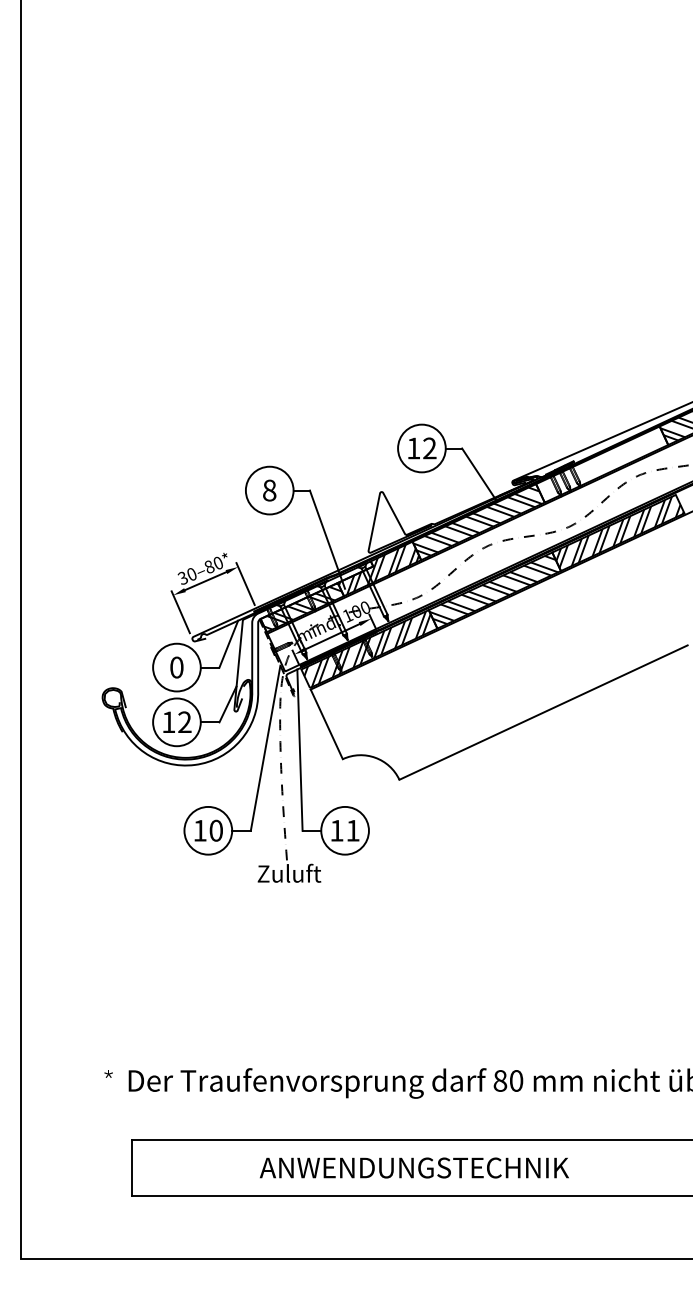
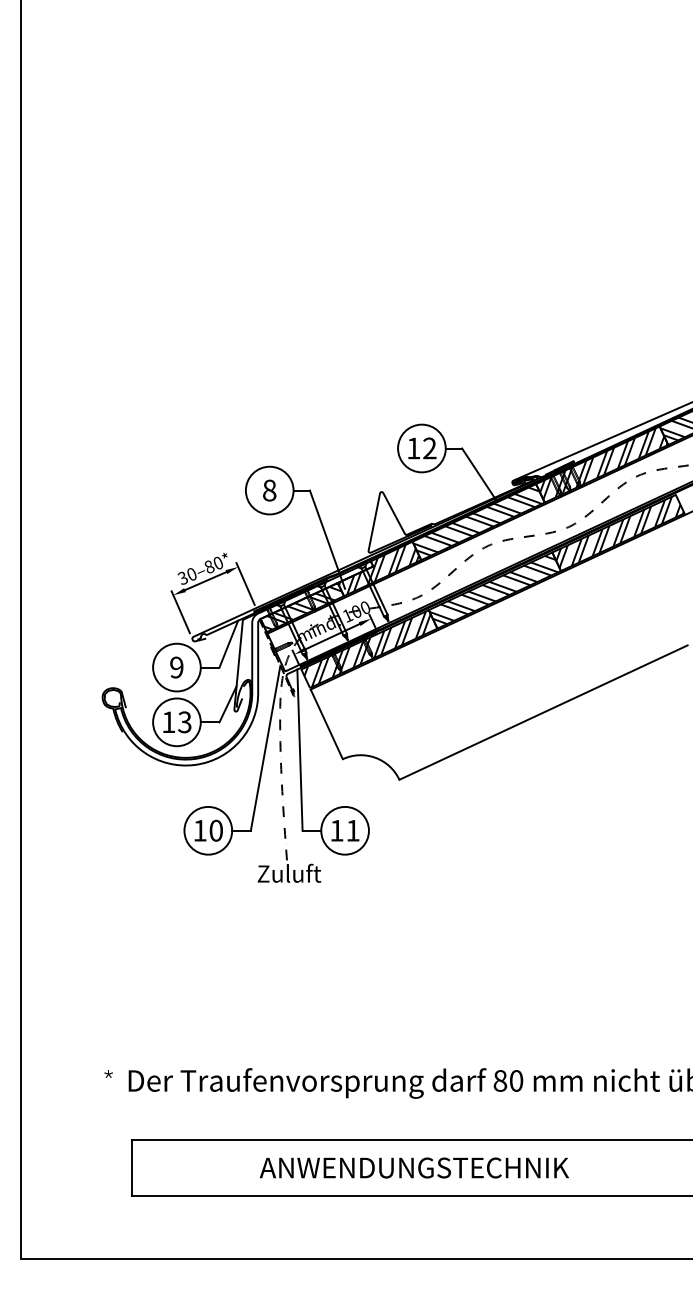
hatch: none -> present (603, 463)
text: 0 -> 9 (176, 667)
text: 12 -> 13 (184, 722)
